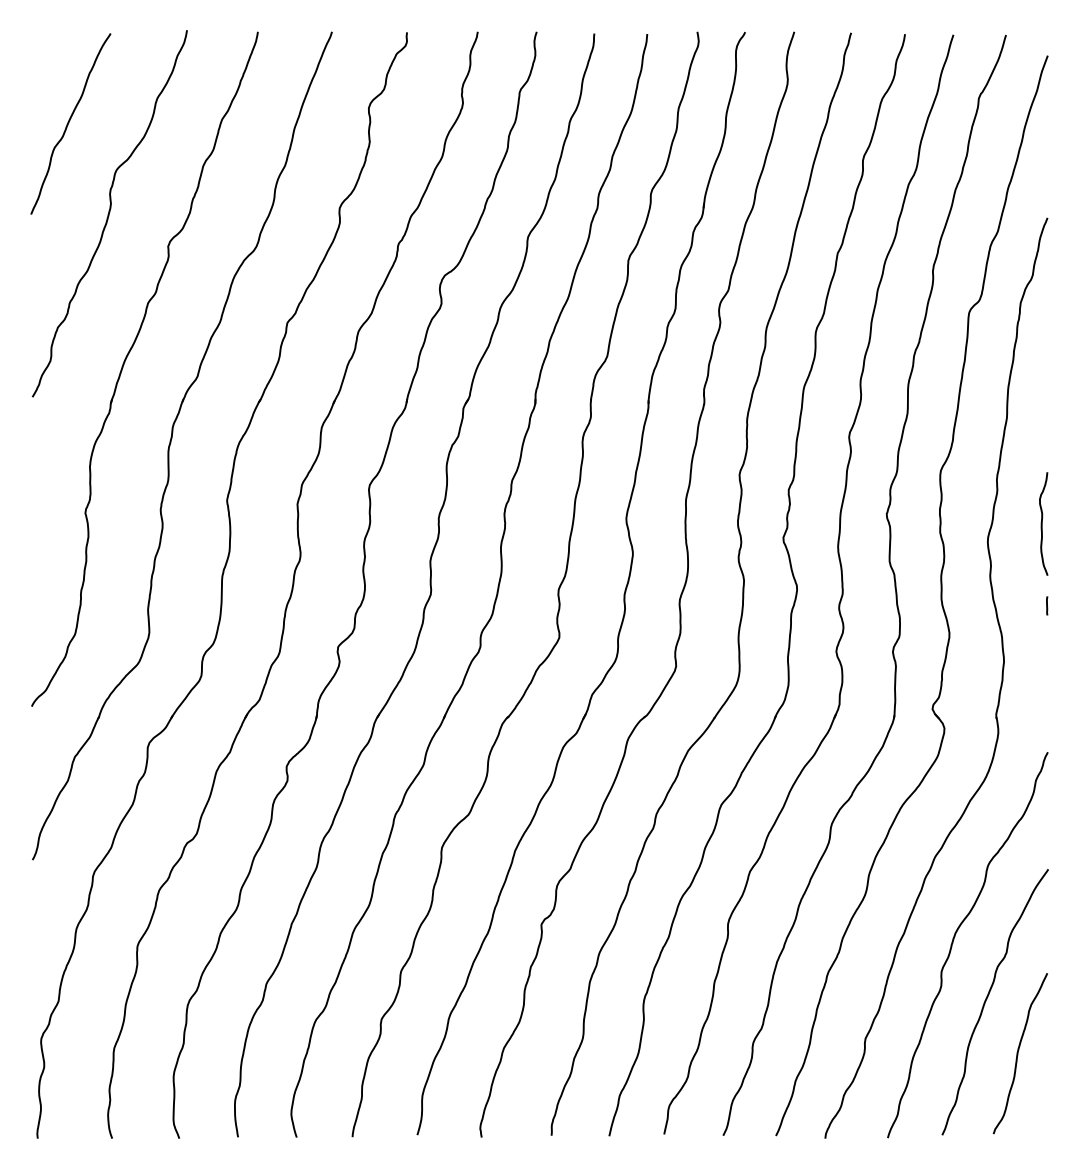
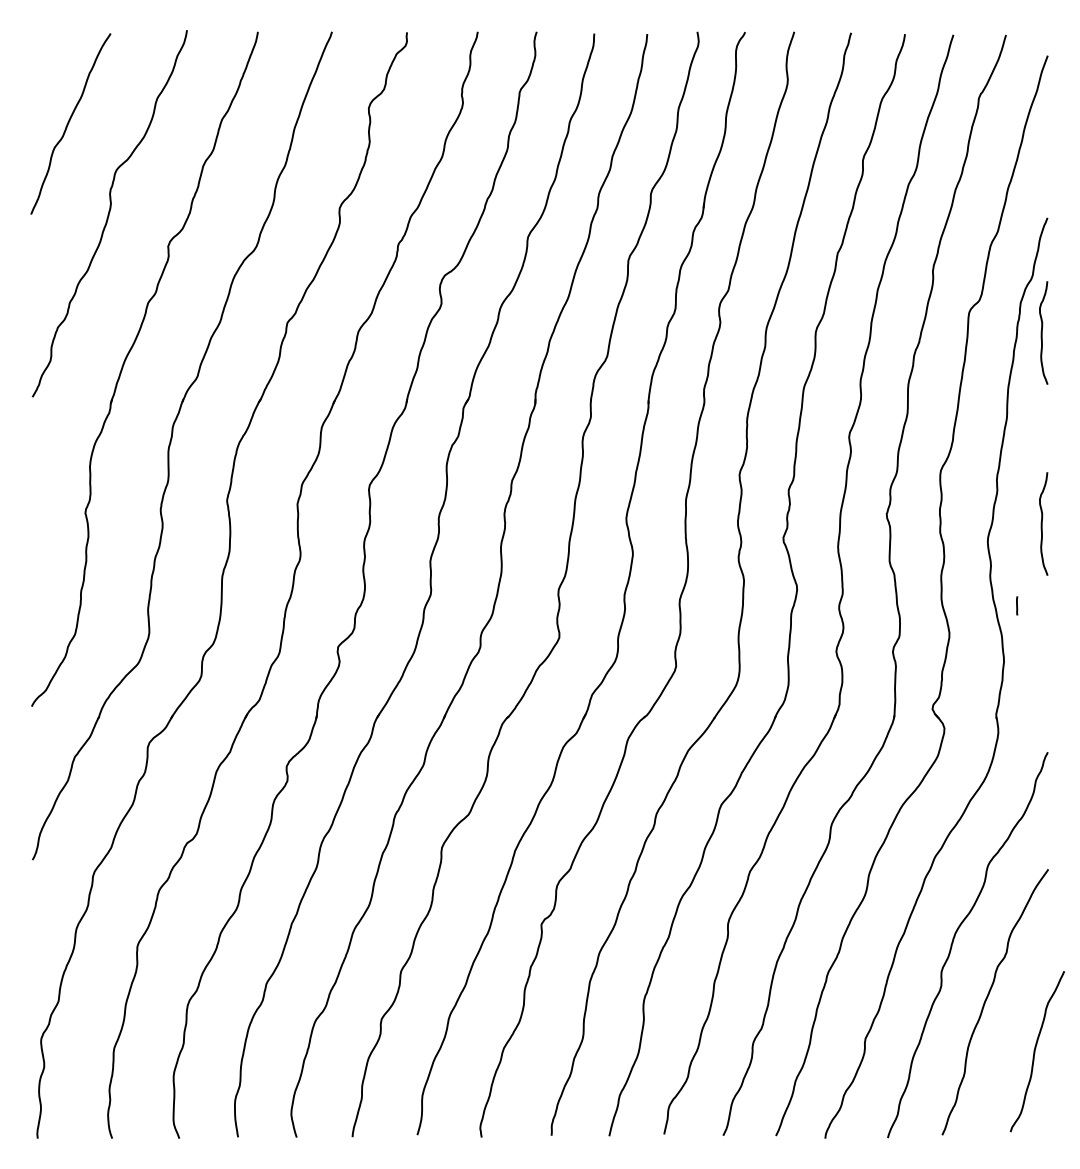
curve: none -> present (1042, 332)
line position: (1047, 605) -> (1017, 605) (1017, 605)
curve position: (1018, 1053) -> (1035, 1051) (1035, 1051)
